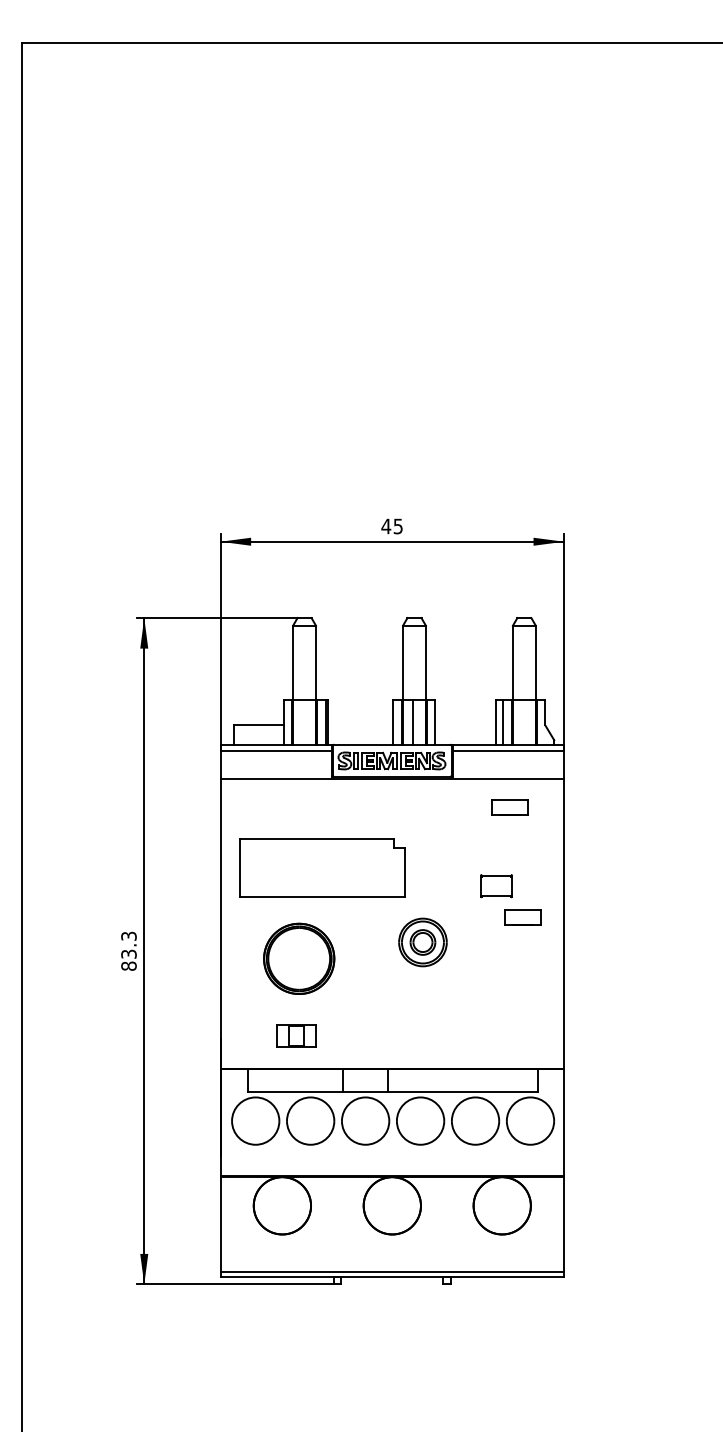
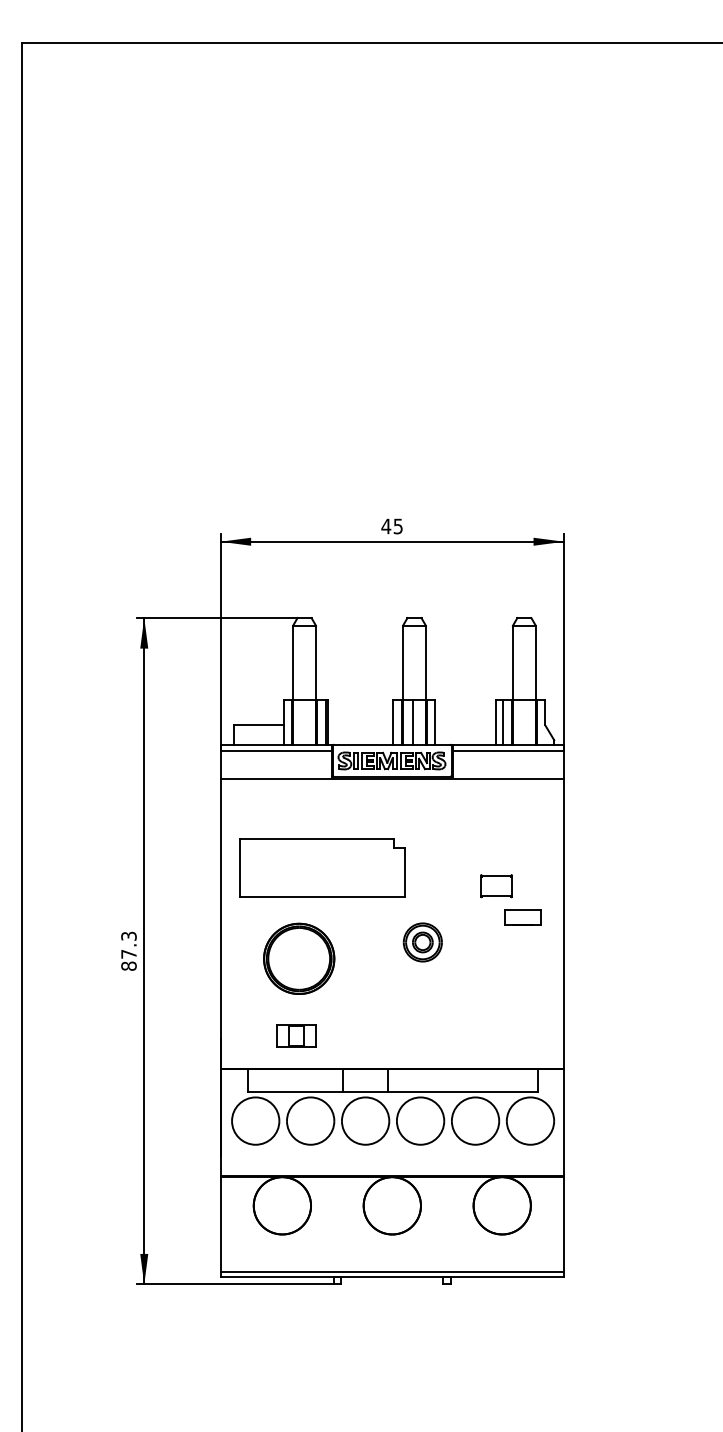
part: present -> none (509, 807)
part size: 50x51 px -> 41x41 px (422, 942)
text: 83.3 -> 87.3 (128, 953)
